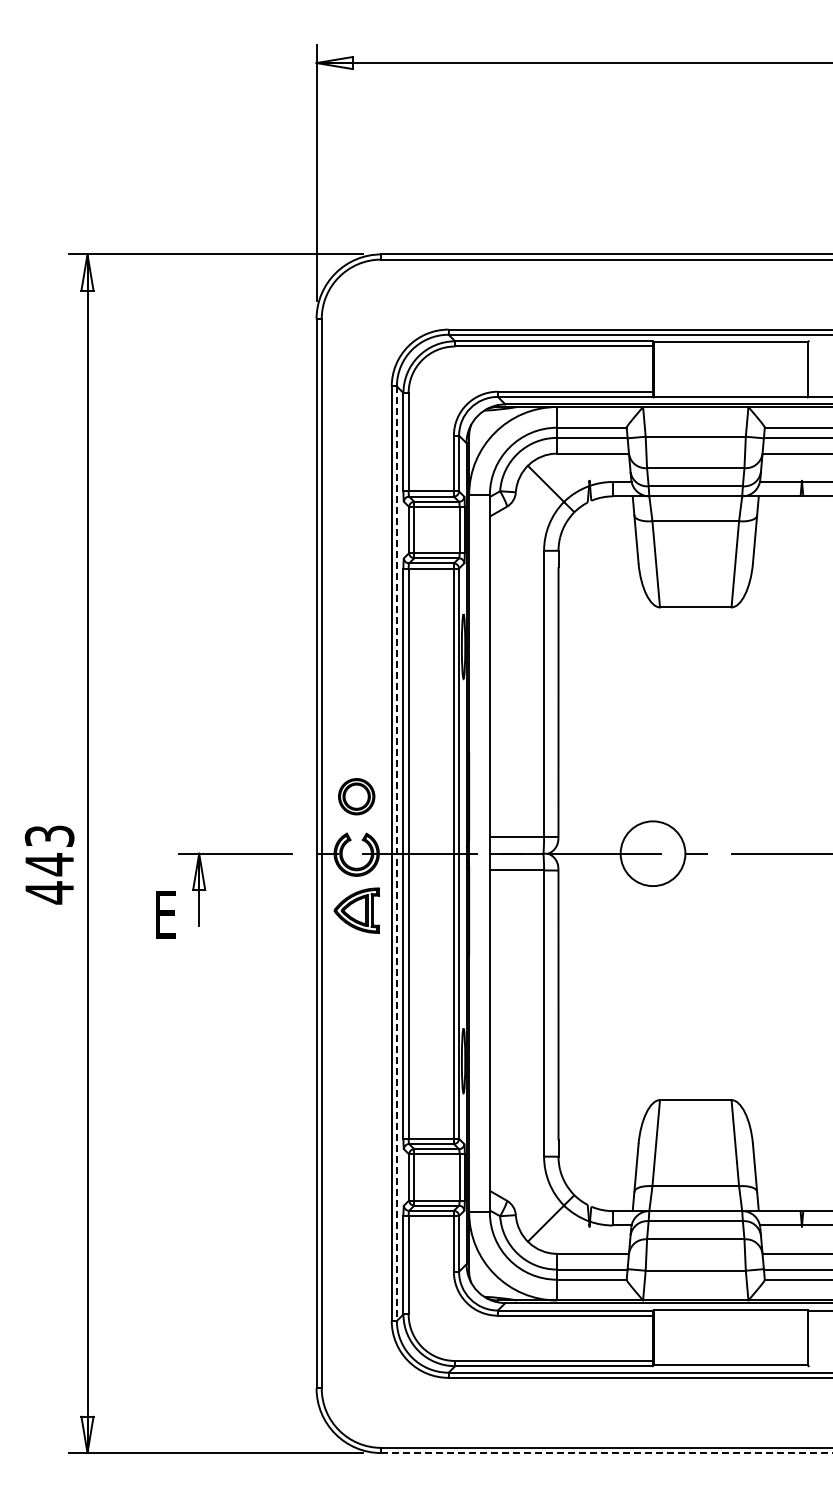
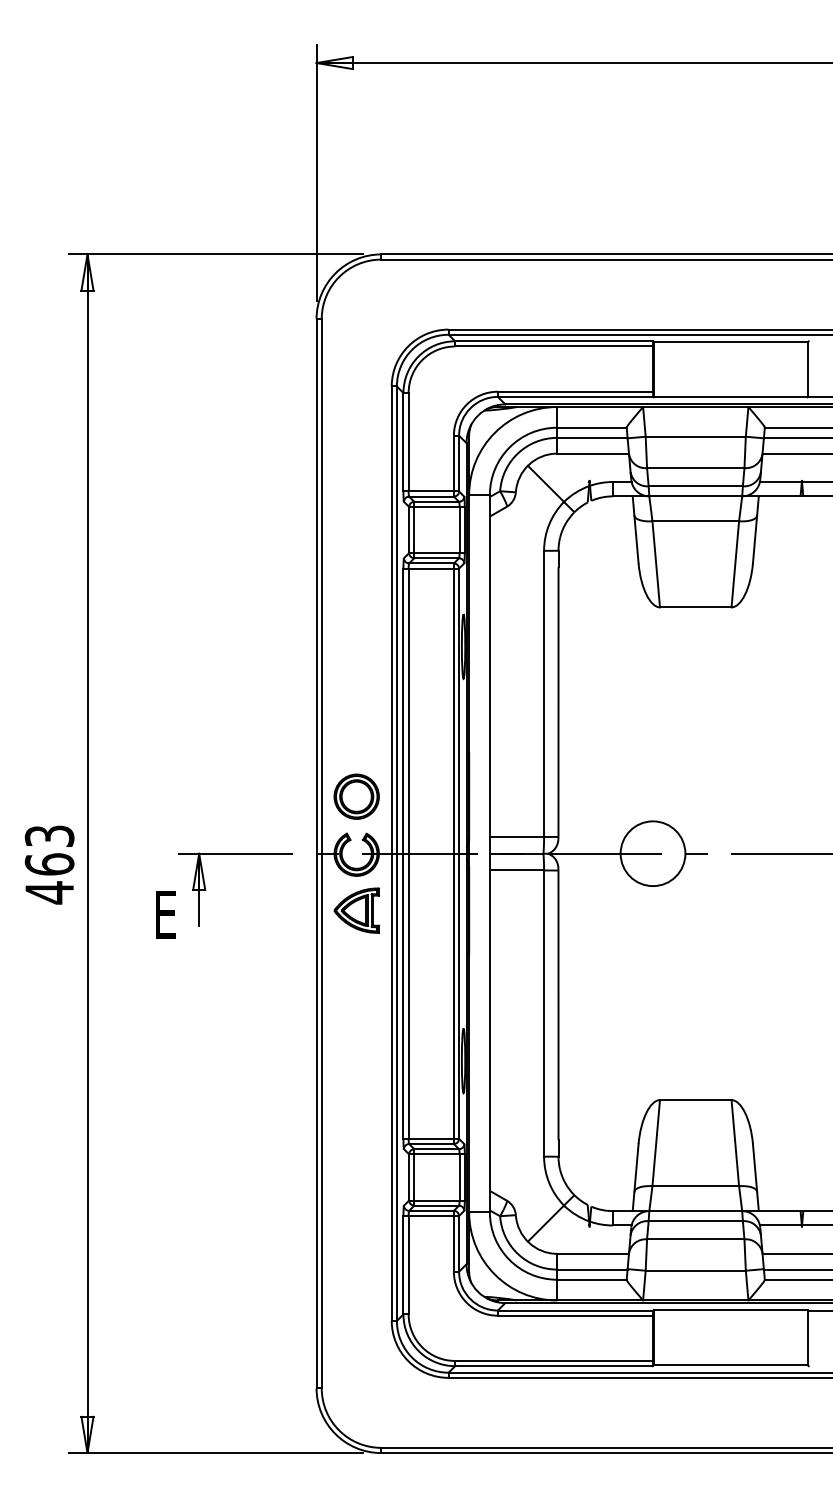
part size: 38x38 px -> 47x47 px (356, 796)
line: dashed -> solid (396, 854)
text: 443 -> 463 (49, 864)
line: dashed -> solid (607, 1453)
